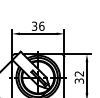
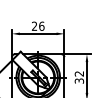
text: 36 -> 26 (34, 26)
